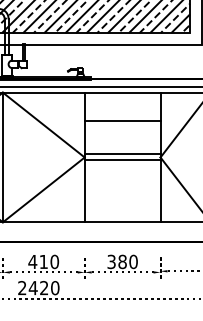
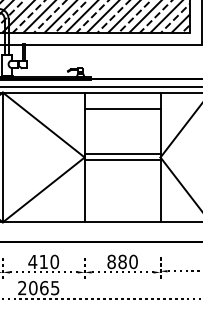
line position: (122, 120) -> (122, 108) (122, 108)
text: 380 -> 880 (111, 261)
text: 2420 -> 2065 (43, 287)
